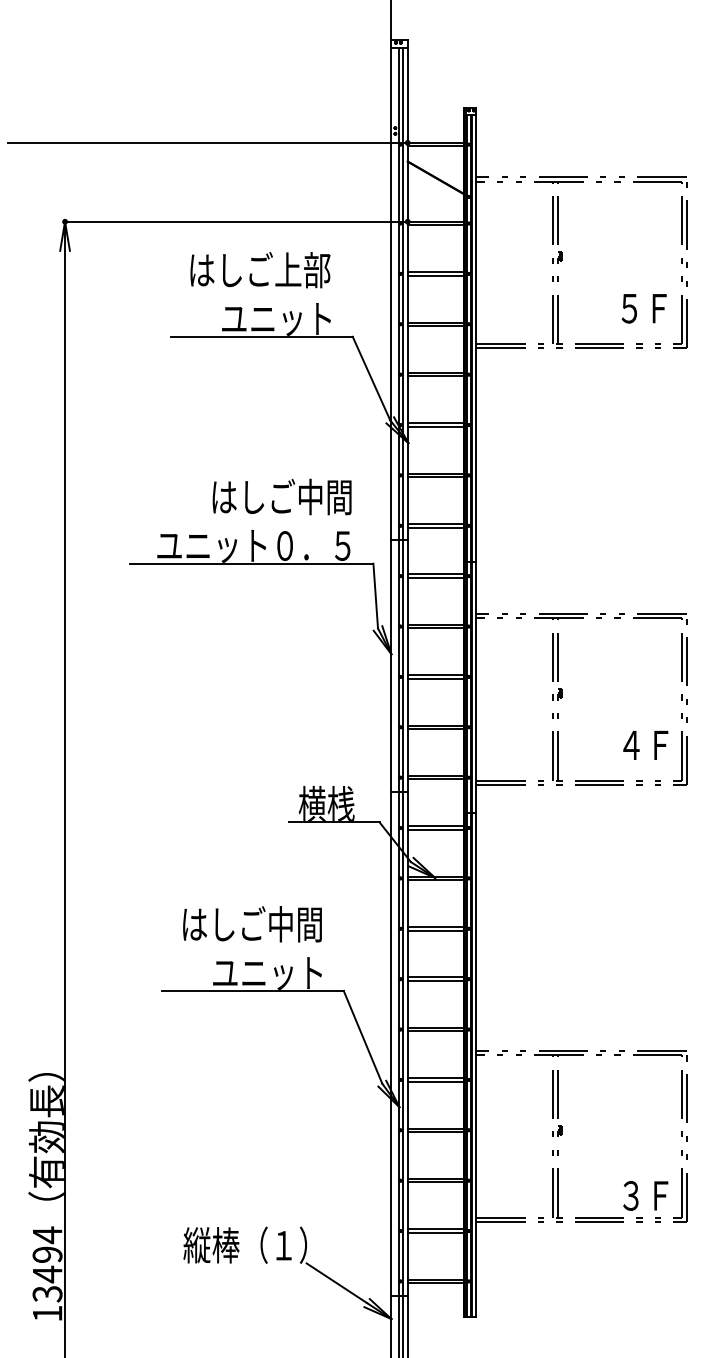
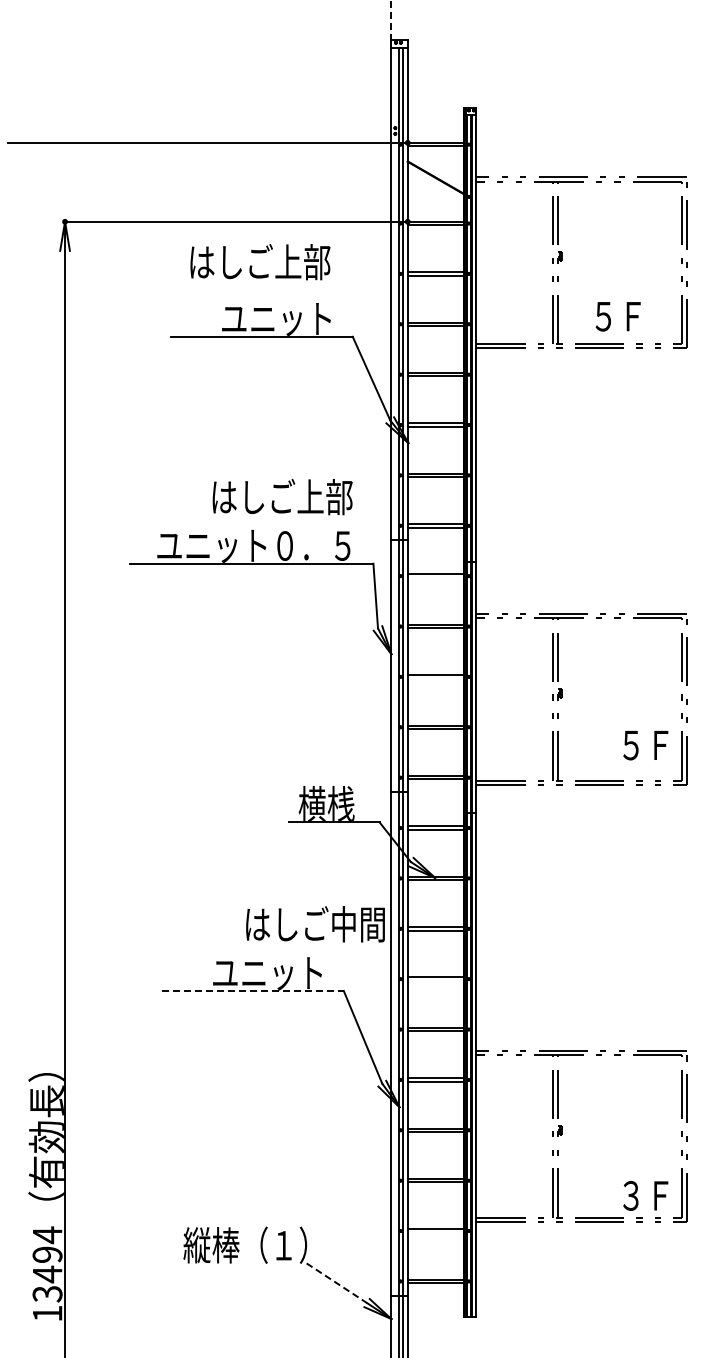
line: solid -> dashed (391, 20)
text position: (260, 270) -> (260, 262) (260, 262)
text position: (643, 308) -> (617, 316) (617, 316)
text: はしご中間 -> はしご上部 (324, 496)
line: present -> none (435, 577)
line: present -> none (435, 678)
text: ４Ｆ -> ５Ｆ (631, 745)
text position: (252, 924) -> (315, 924) (315, 924)
line: present -> none (435, 980)
line: solid -> dashed (253, 990)
line: present -> none (435, 1232)
line: solid -> dashed (337, 1283)
